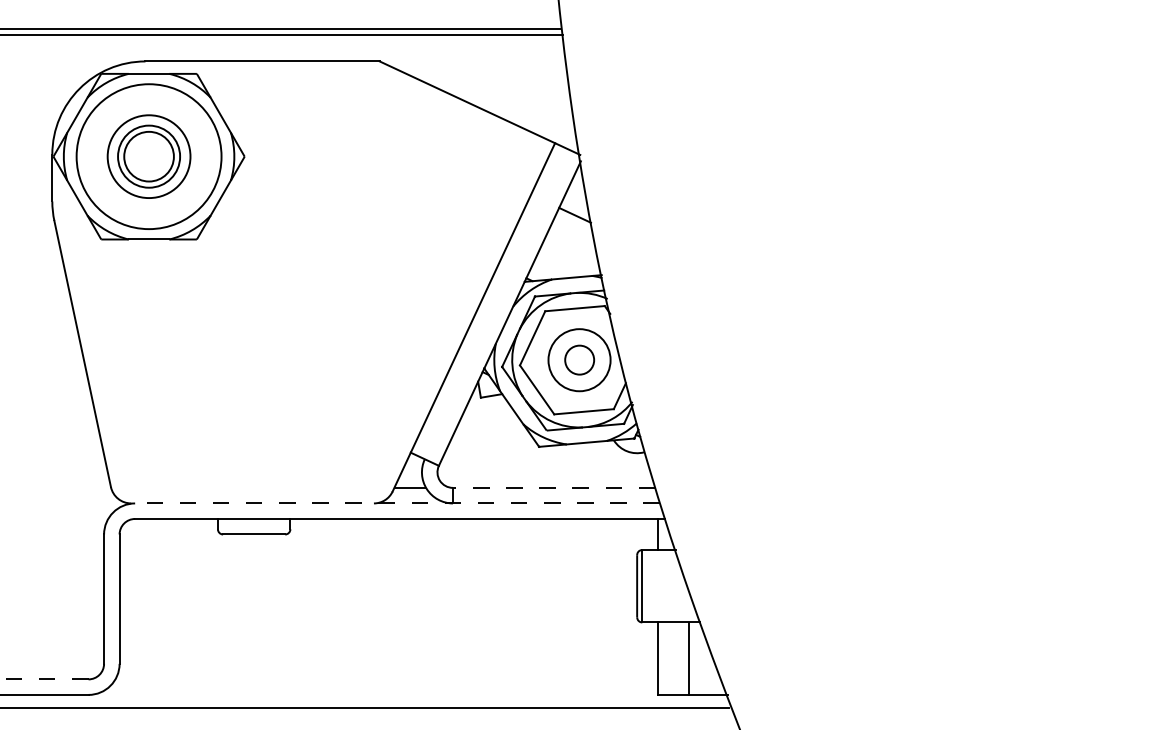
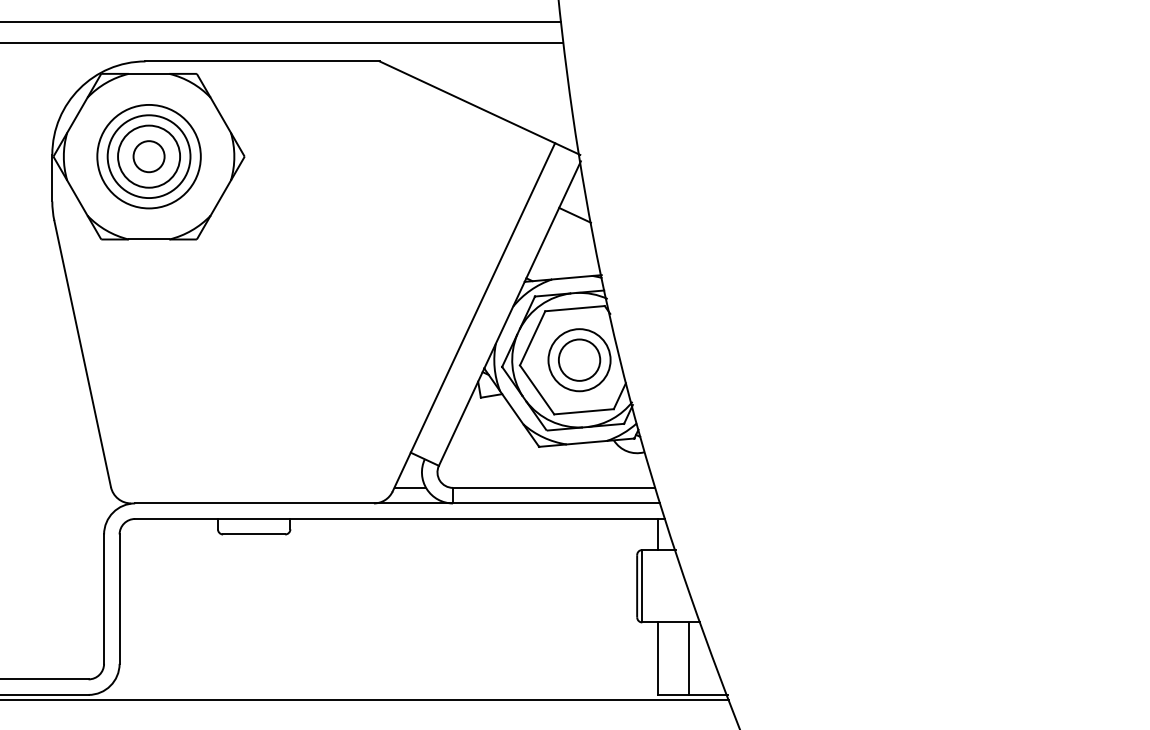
line position: (281, 29) -> (281, 22) (281, 22)
line position: (282, 34) -> (282, 42) (282, 42)
circle diameter: 145 px -> 104 px (148, 156)
circle diameter: 50 px -> 31 px (148, 156)
circle size: 32x32 px -> 44x44 px (579, 359)
line: dashed -> solid (553, 487)
line: dashed -> solid (397, 503)
line: dashed -> solid (44, 679)
line position: (365, 708) -> (365, 700) (365, 700)
